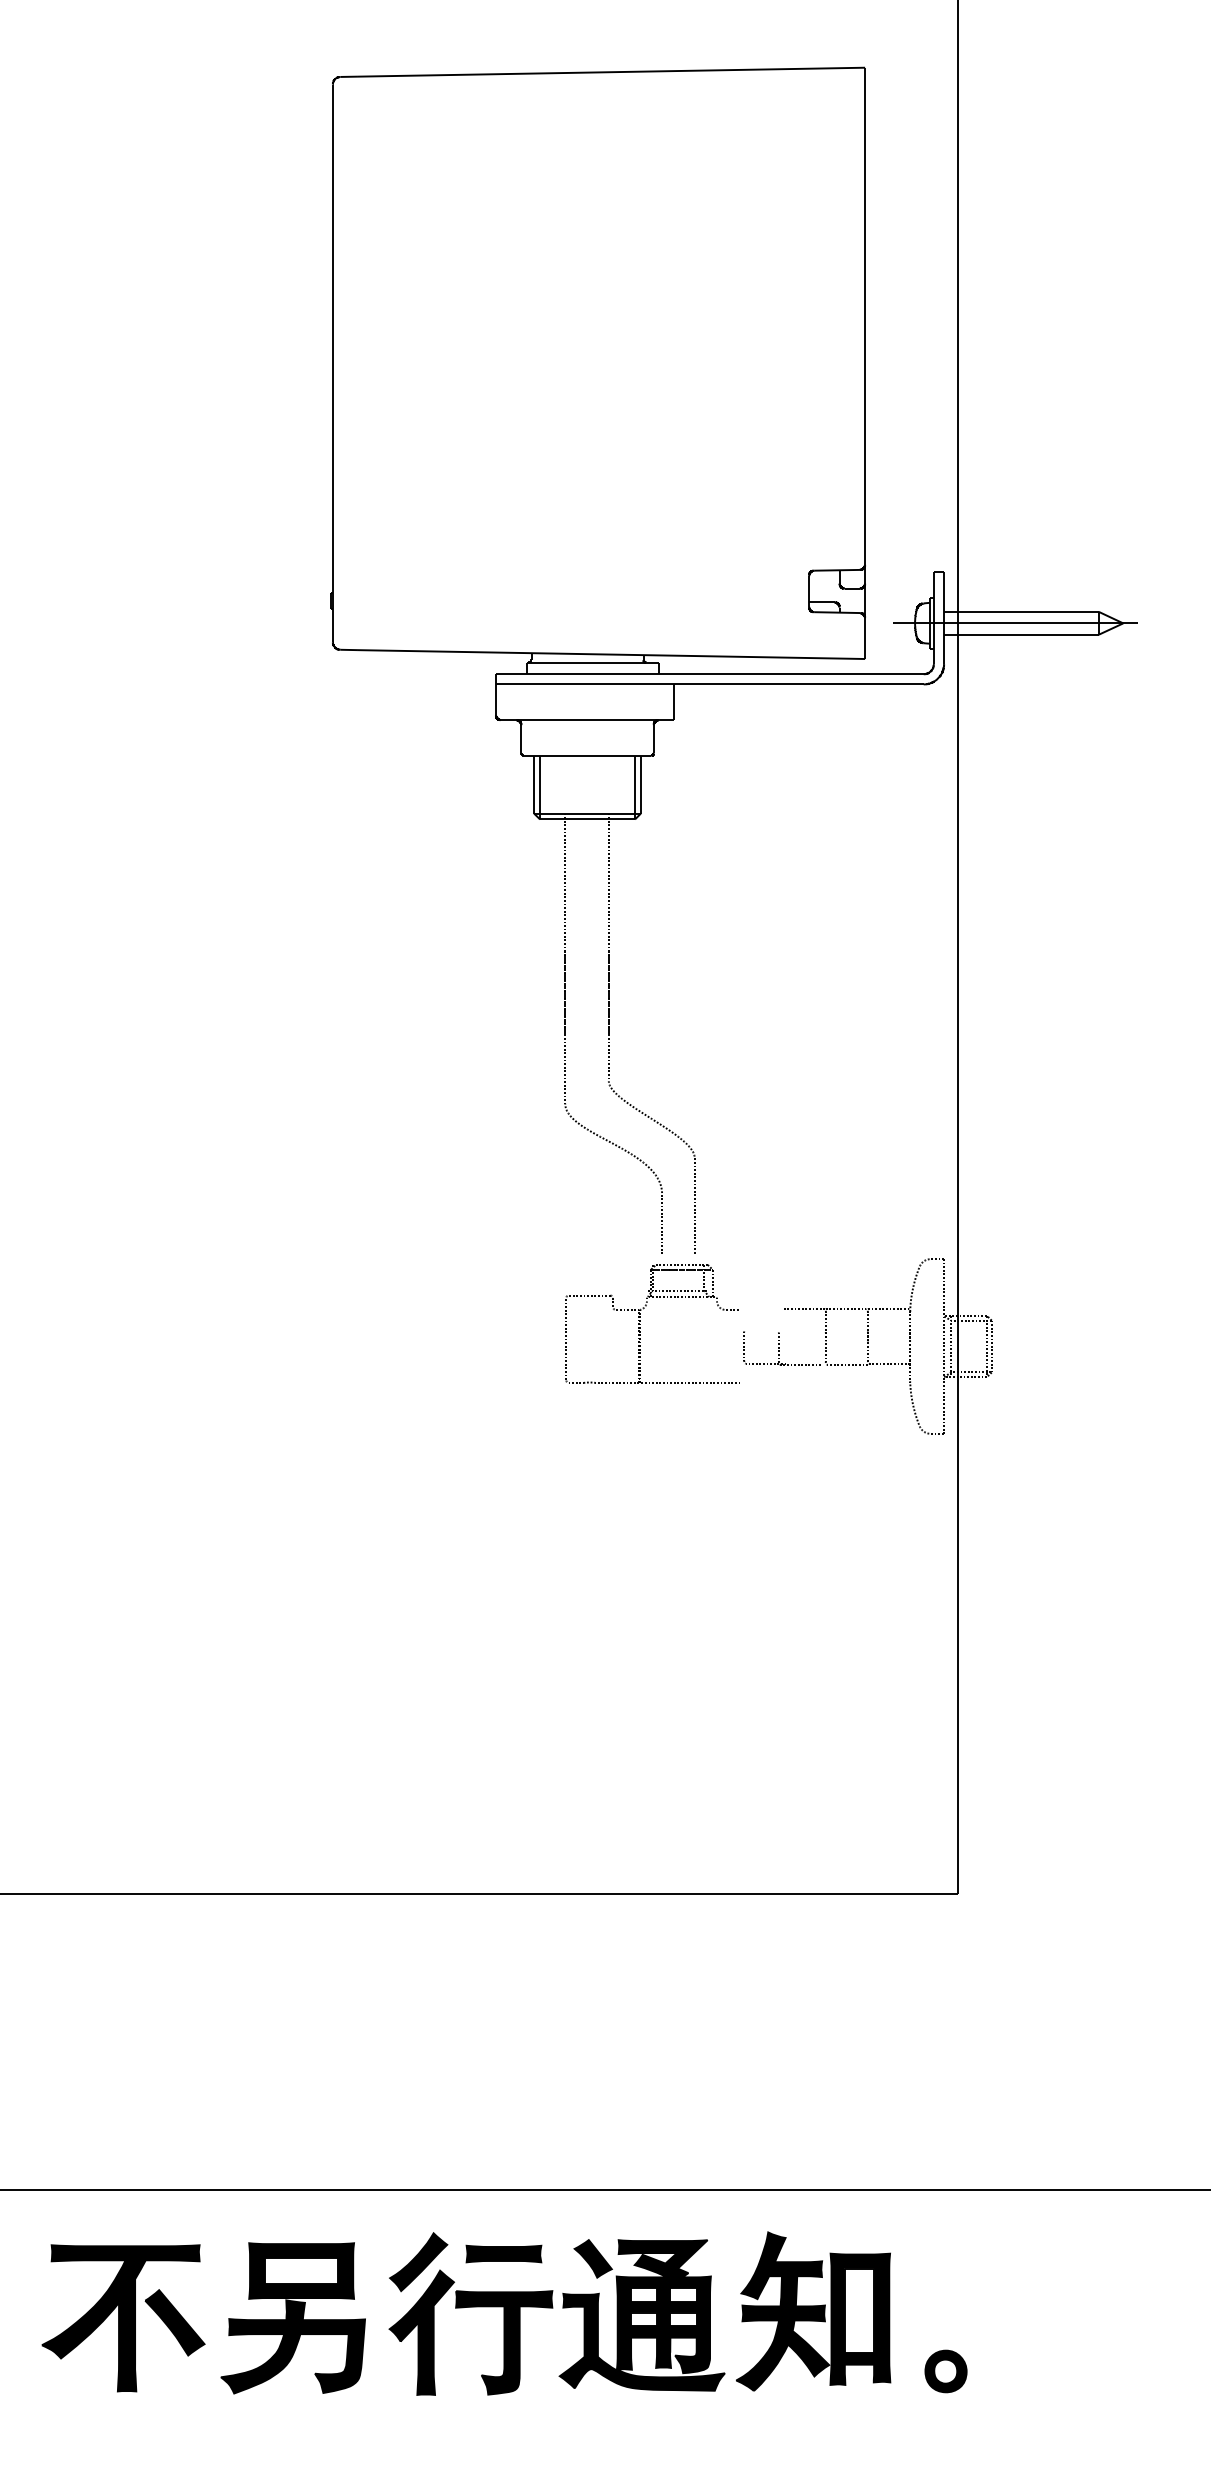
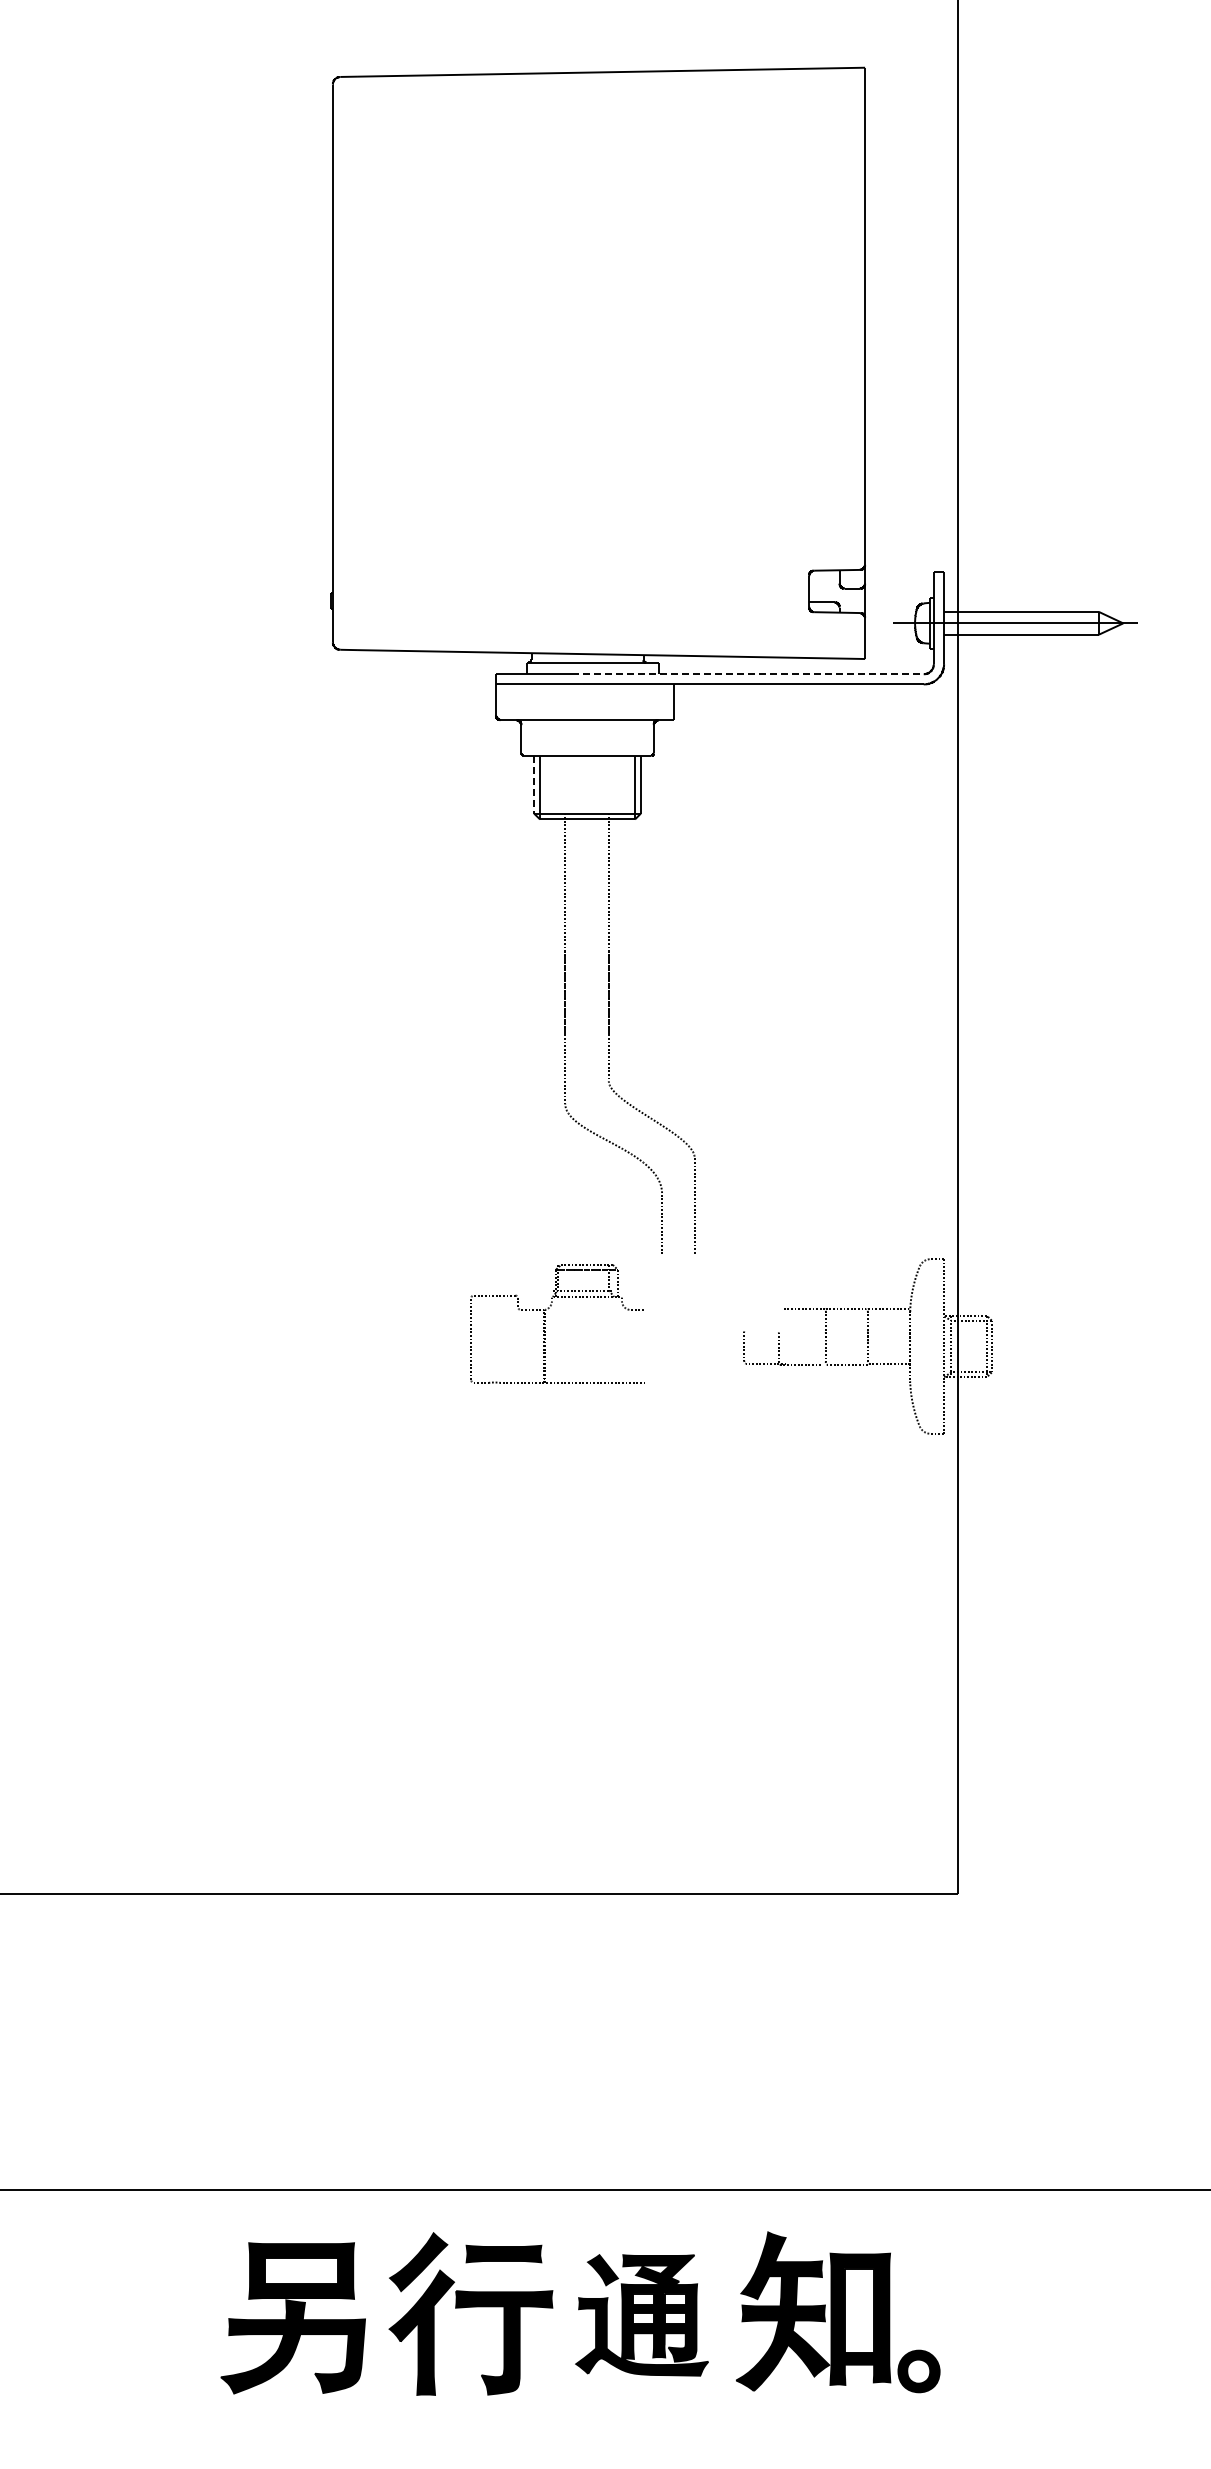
line: solid -> dashed (748, 674)
line: solid -> dashed (534, 784)
part position: (640, 1324) -> (545, 1324) (545, 1324)
part size: 168x153 px -> 134x123 px (641, 2315)
part: present -> none (123, 2318)
part position: (945, 2371) -> (918, 2371) (918, 2371)
